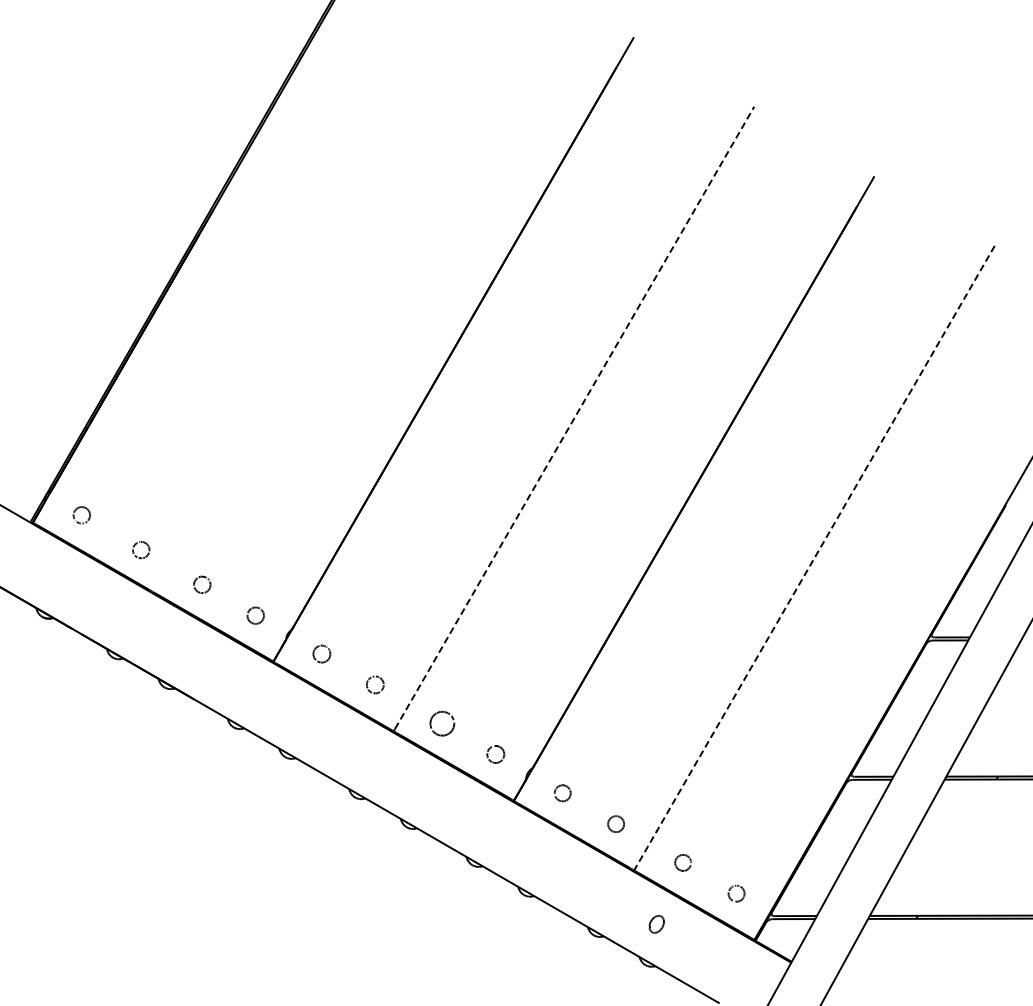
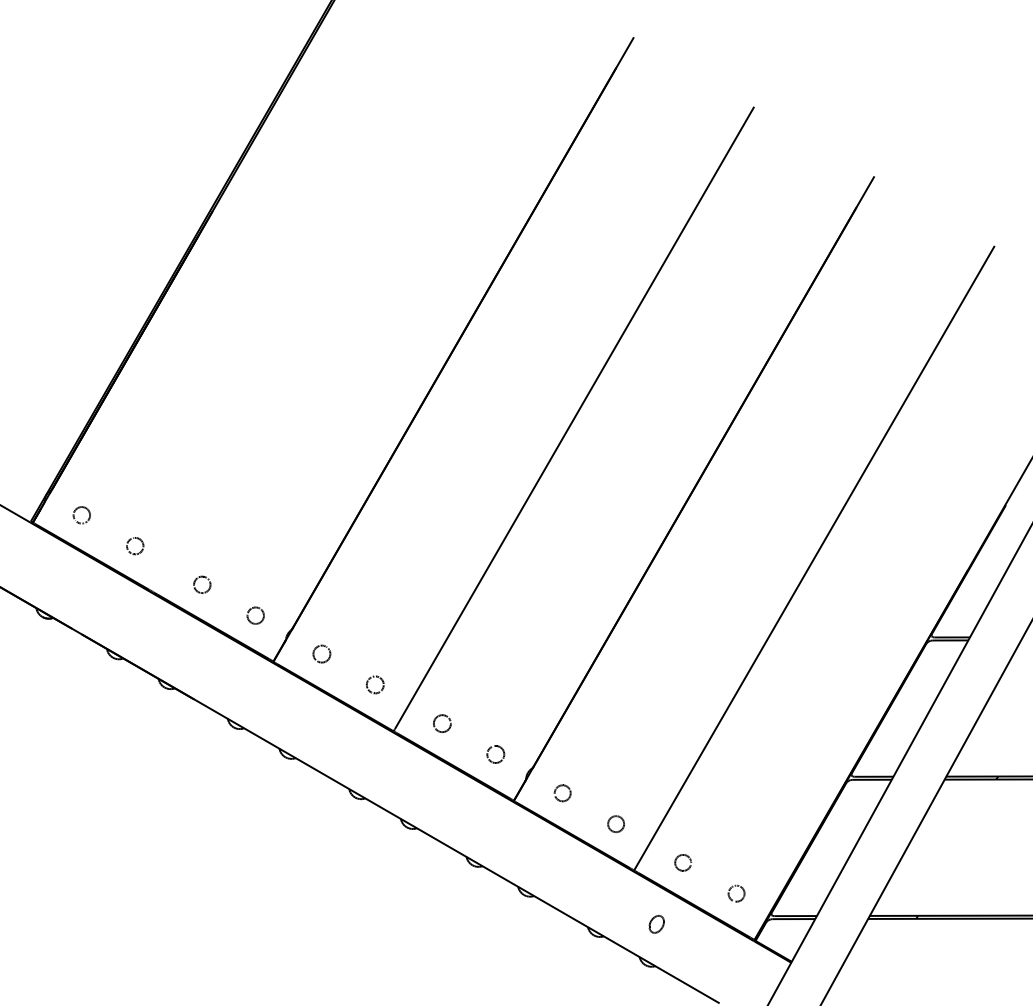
line: dashed -> solid (574, 417)
part position: (147, 553) -> (141, 549) (141, 549)
line: dashed -> solid (814, 558)
part size: 27x27 px -> 19x19 px (442, 723)
